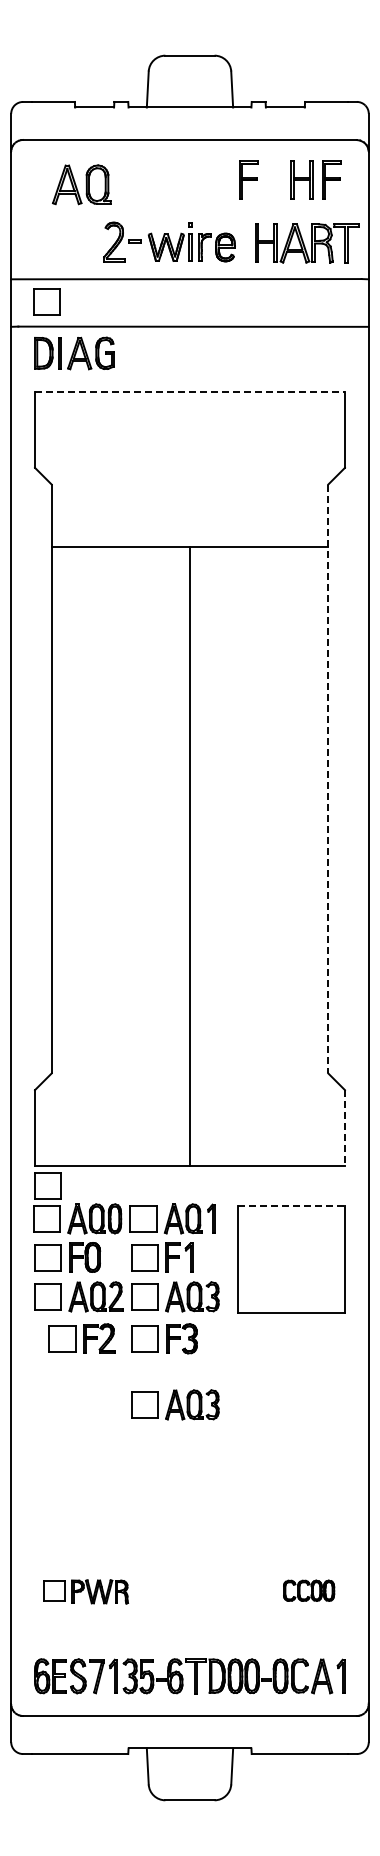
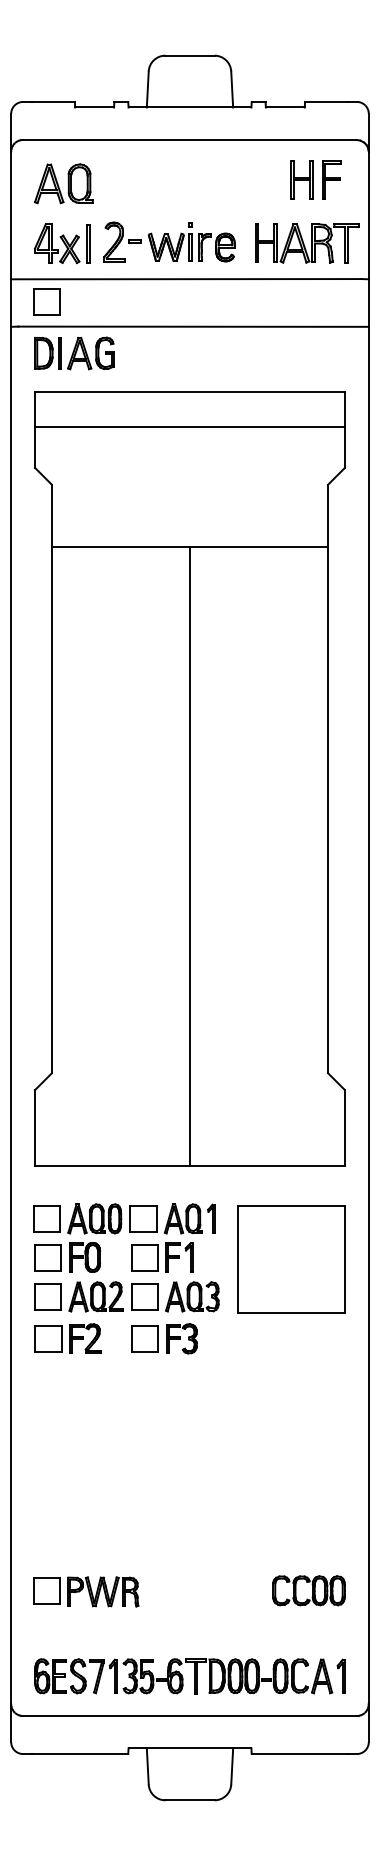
part: present -> none (248, 179)
part position: (81, 184) -> (63, 183) (63, 183)
part: none -> present (62, 243)
line: dashed -> solid (190, 391)
line: none -> present (189, 427)
line: dashed -> solid (328, 779)
line: dashed -> solid (344, 1128)
part: present -> none (47, 1185)
line: dashed -> solid (291, 1205)
part position: (81, 1338) -> (67, 1338) (67, 1338)
part: present -> none (175, 1404)
part size: 53x23 px -> 74x32 px (308, 1590)
part size: 86x26 px -> 107x32 px (86, 1591)
